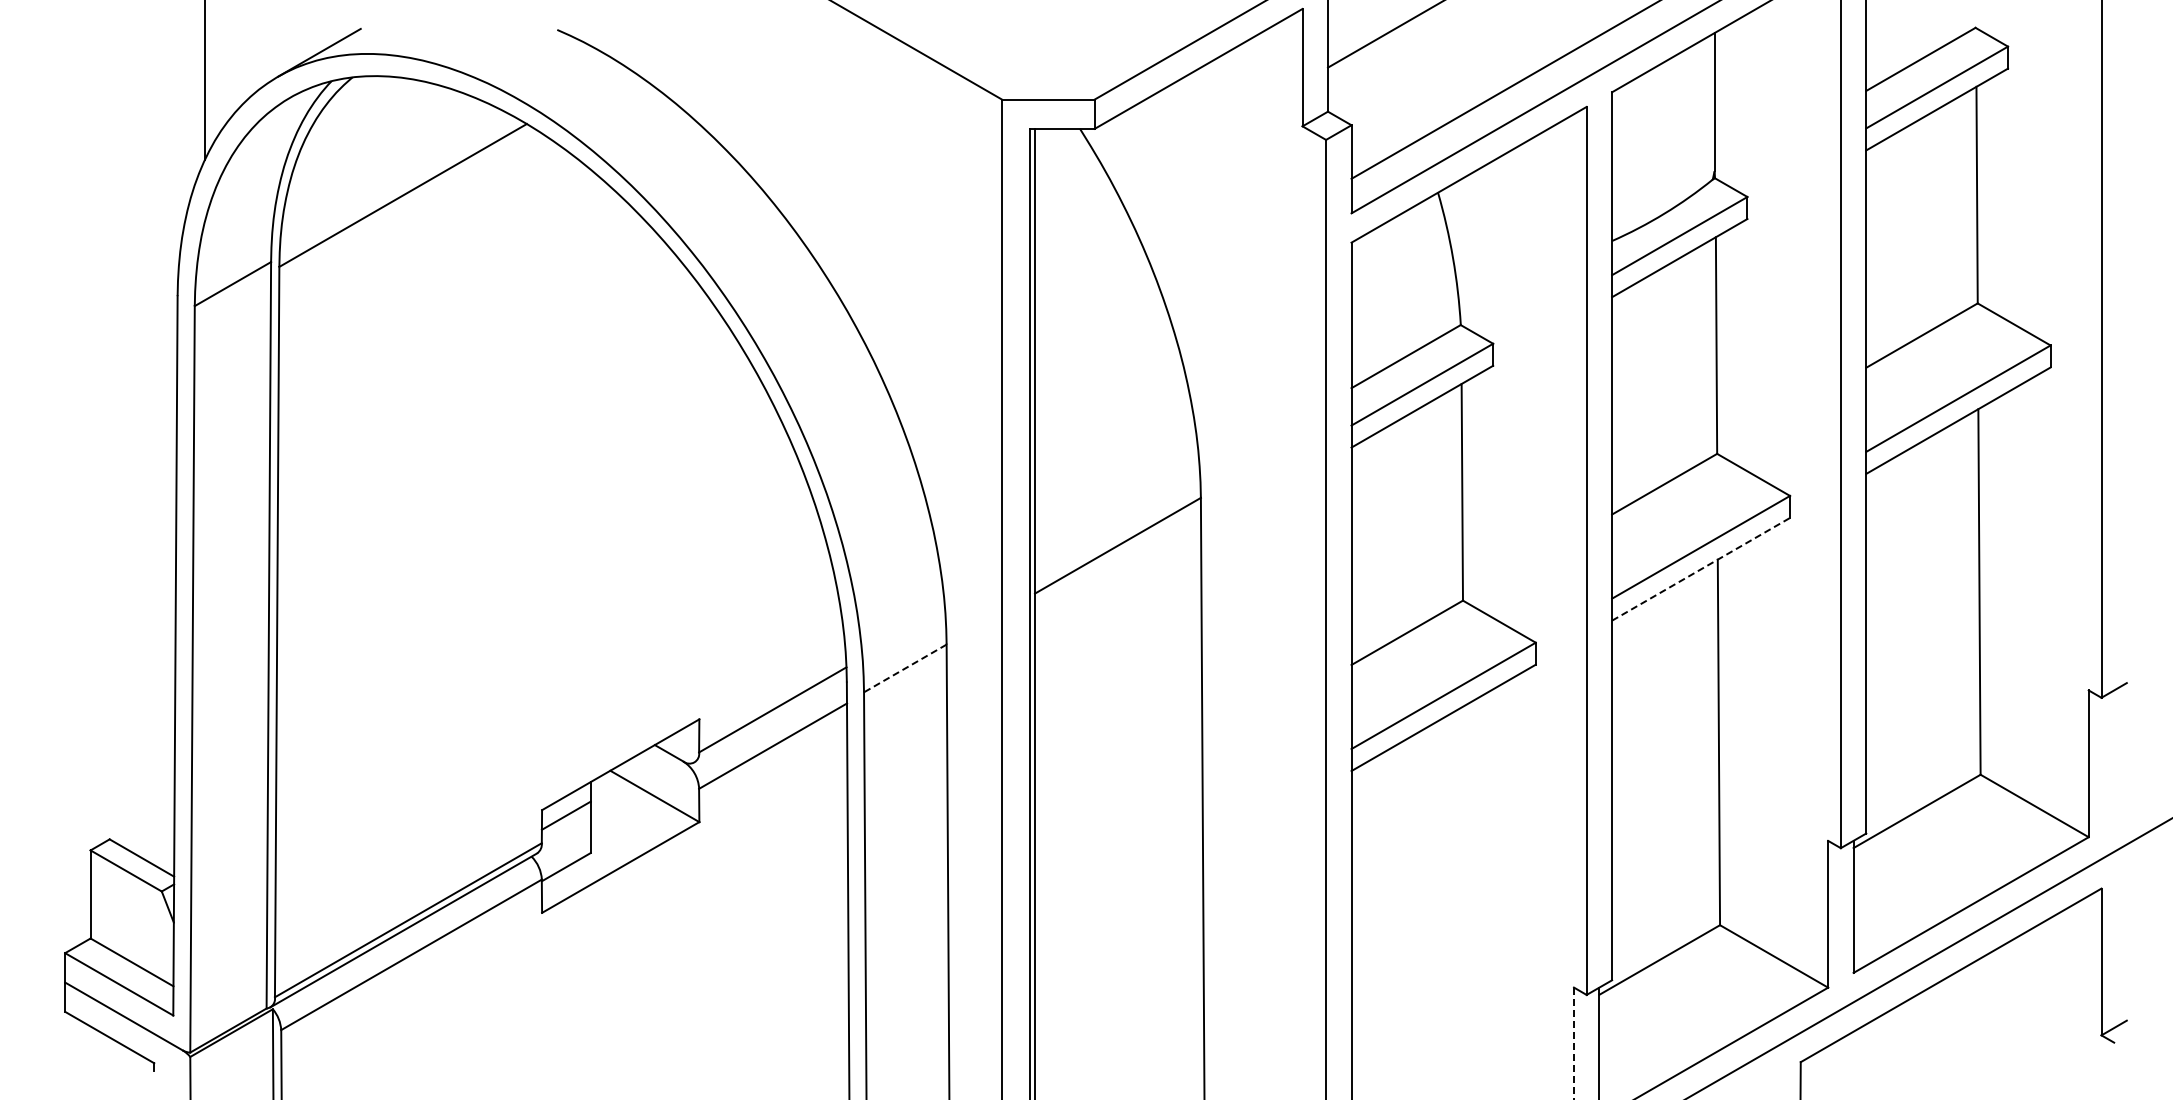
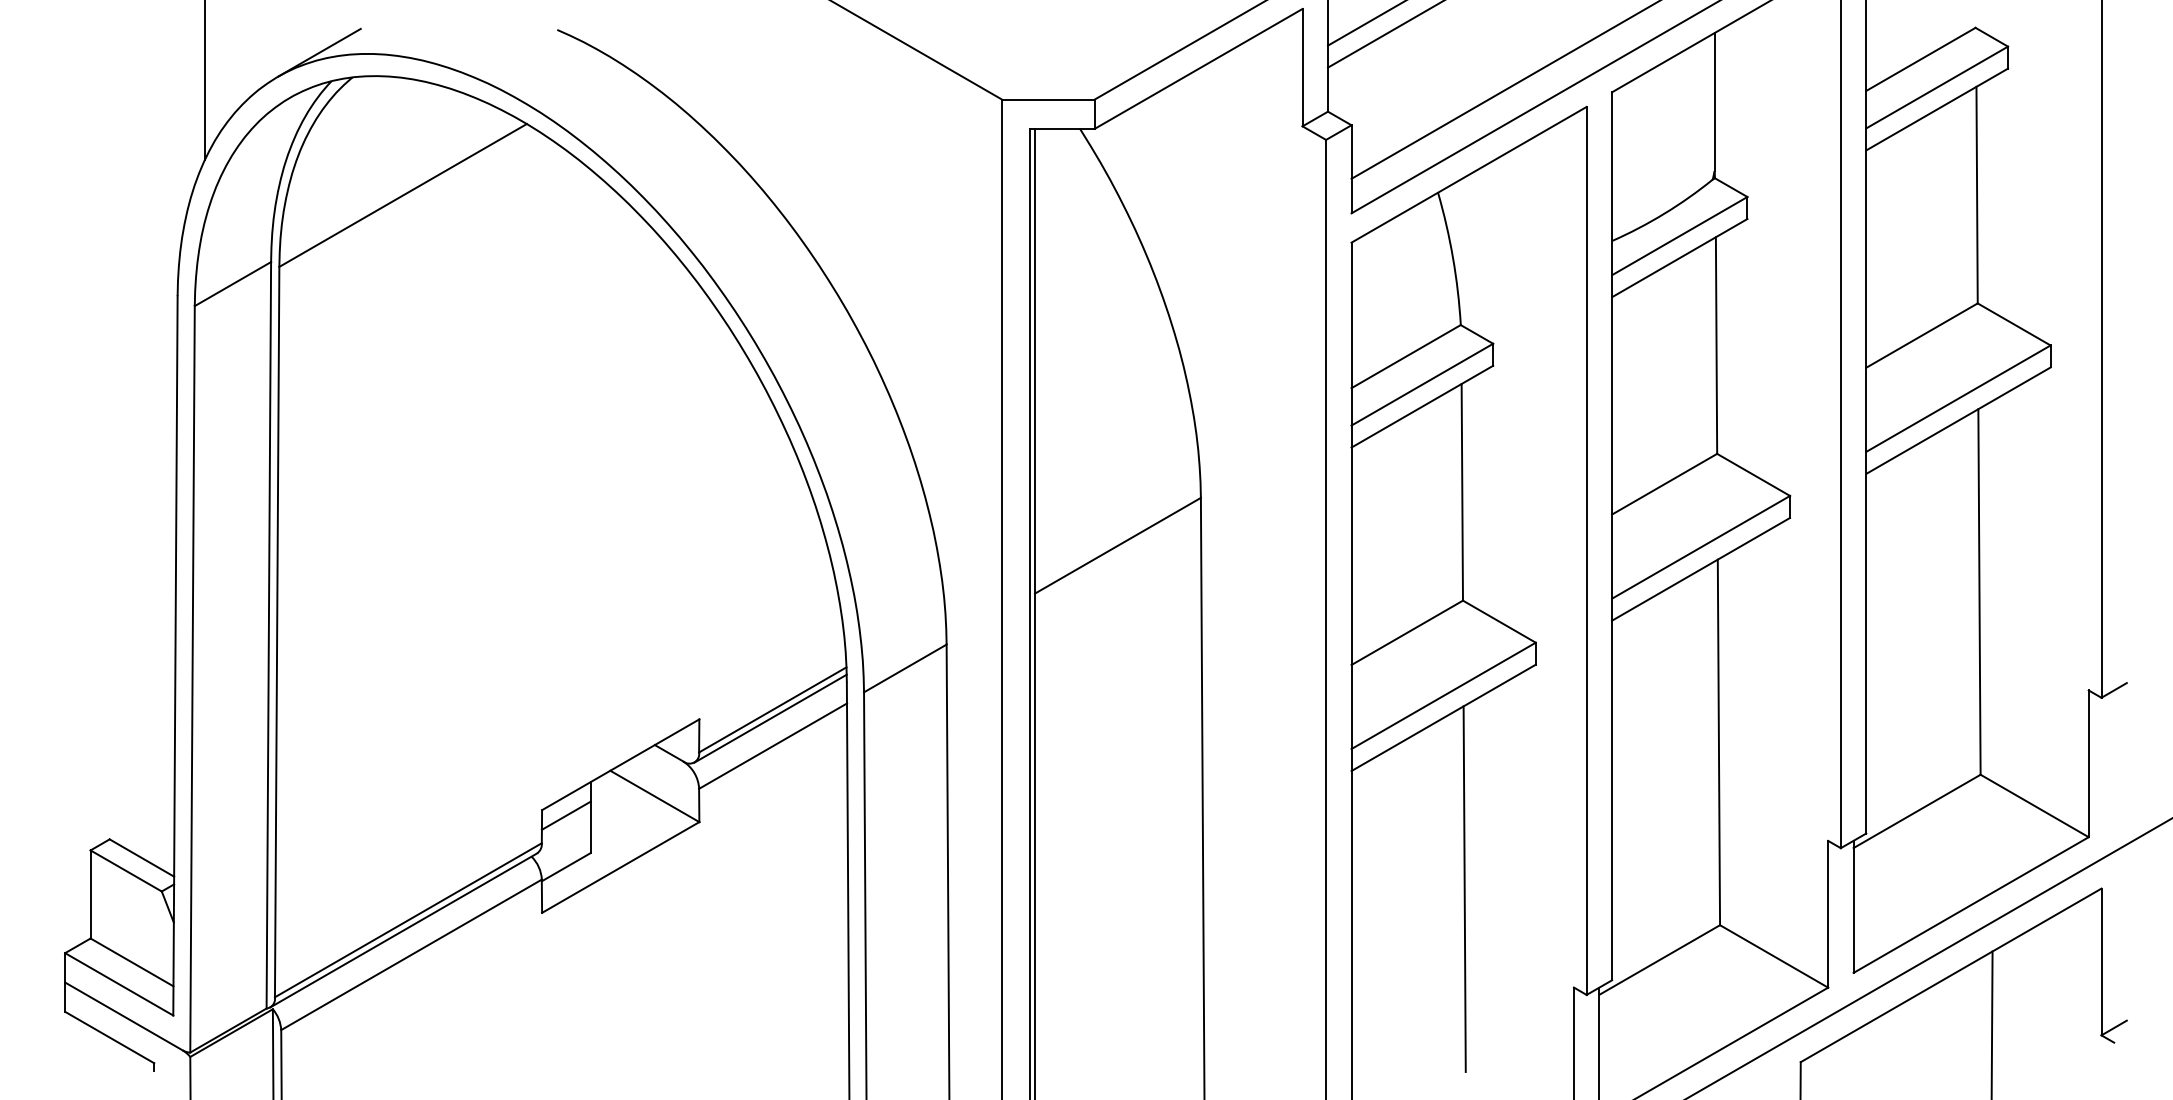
line: none -> present (1365, 23)
line: dashed -> solid (1701, 569)
line: dashed -> solid (905, 668)
line: none -> present (770, 718)
line: none -> present (1464, 888)
line: none -> present (1991, 1023)
line: dashed -> solid (1573, 1043)
